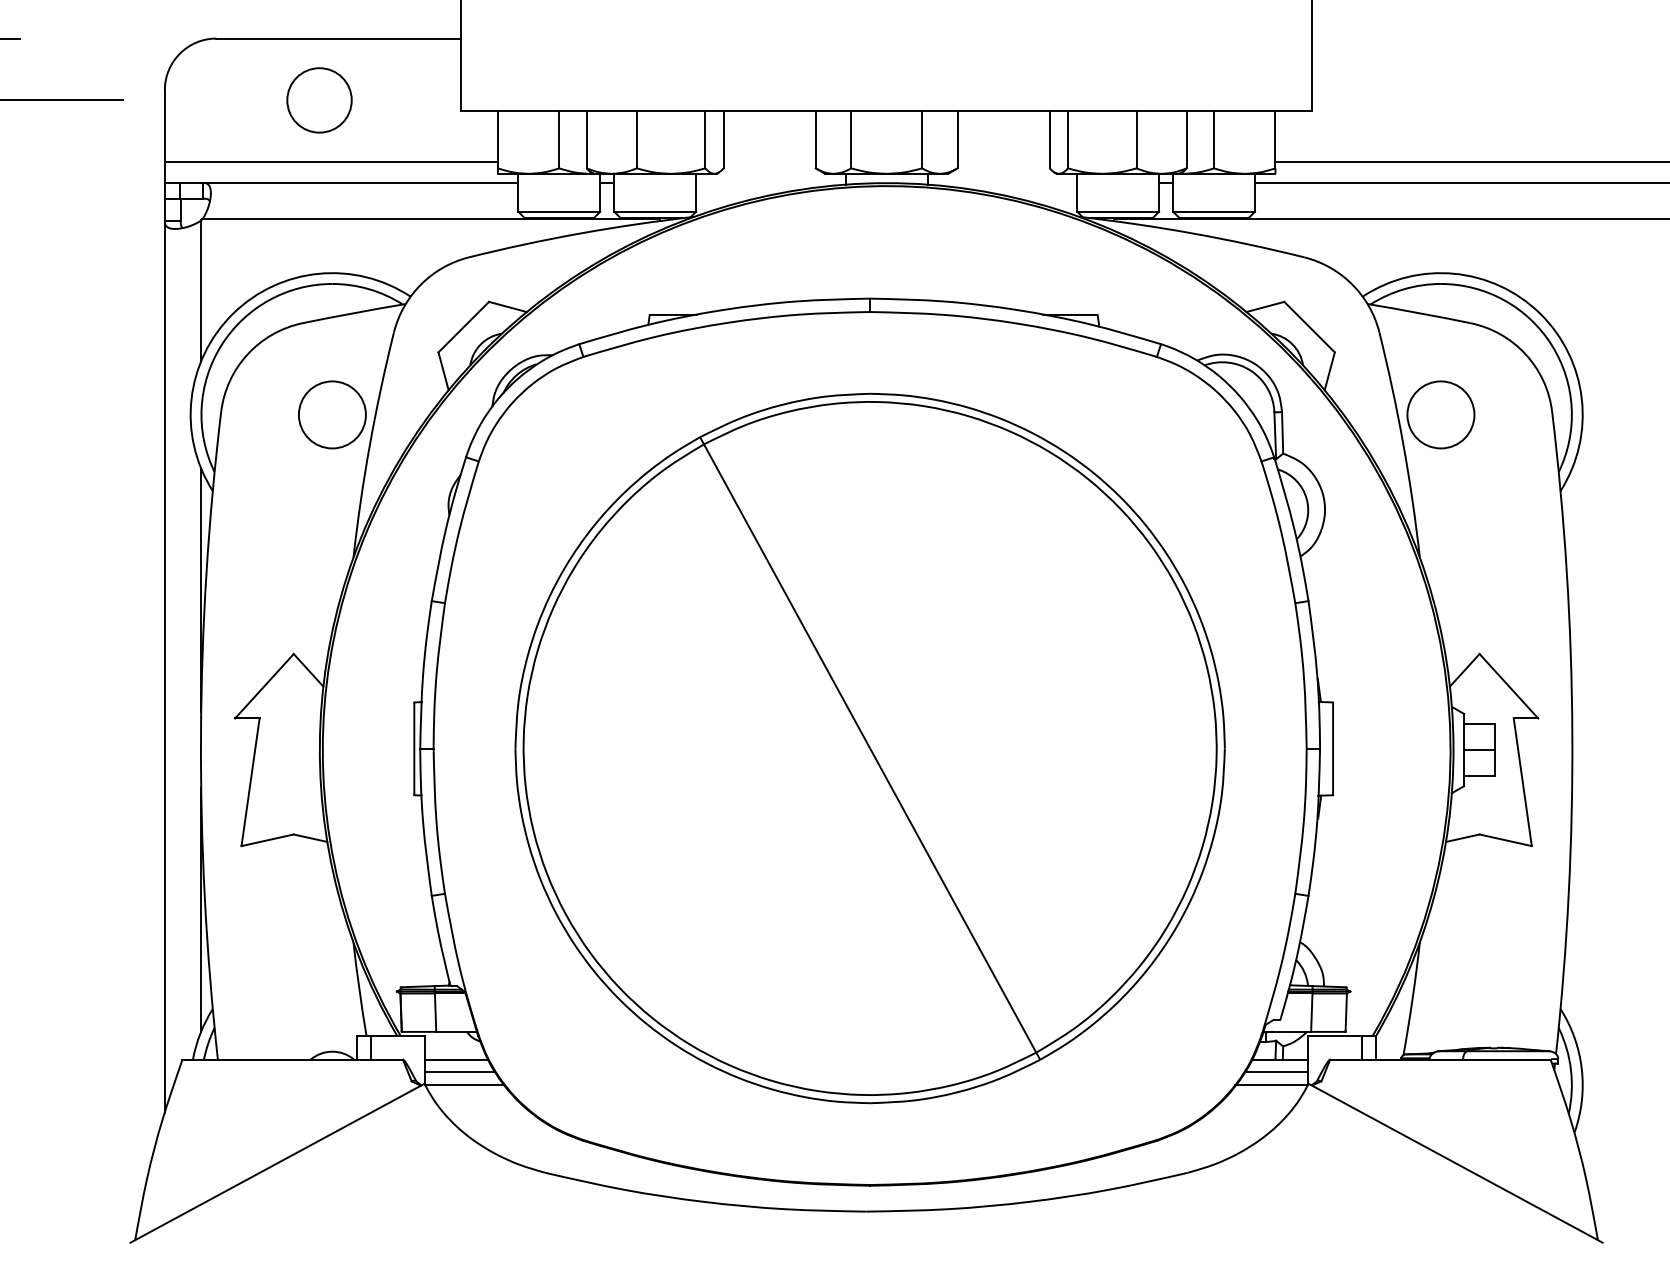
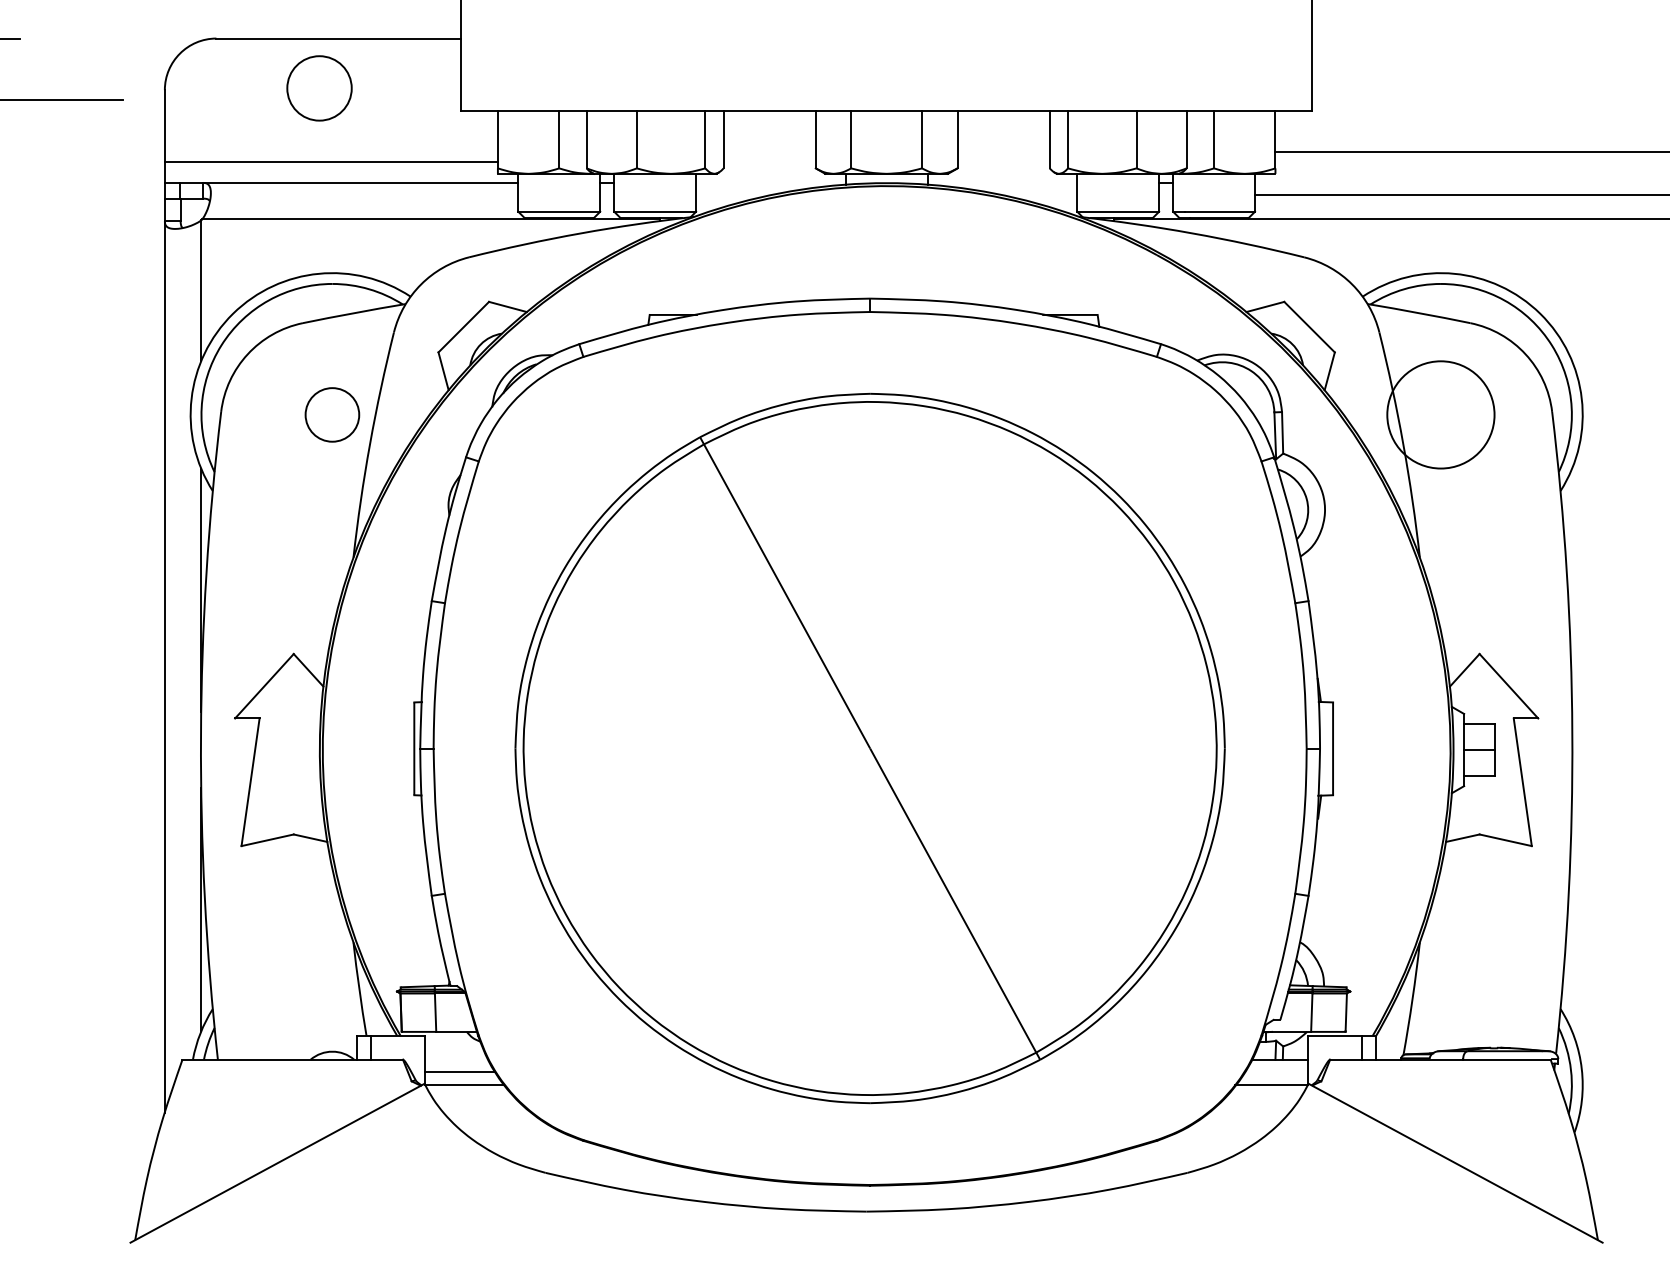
circle position: (319, 100) -> (319, 88) (319, 88)
line position: (1470, 162) -> (1470, 152) (1470, 152)
line position: (1460, 182) -> (1460, 194) (1460, 194)
circle diameter: 67 px -> 54 px (332, 414)
circle diameter: 67 px -> 107 px (1440, 414)
line: present -> none (456, 1059)
line: present -> none (1276, 1071)
